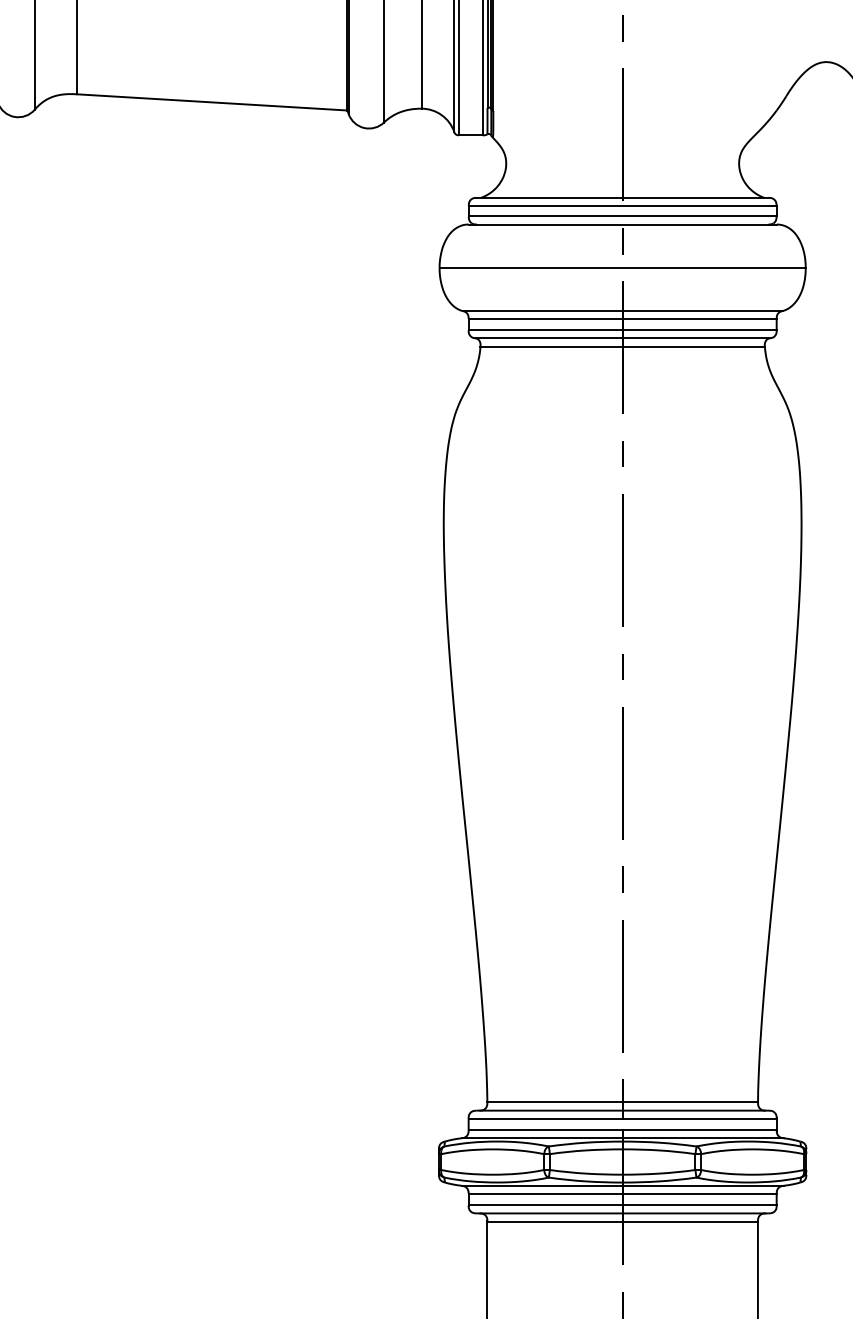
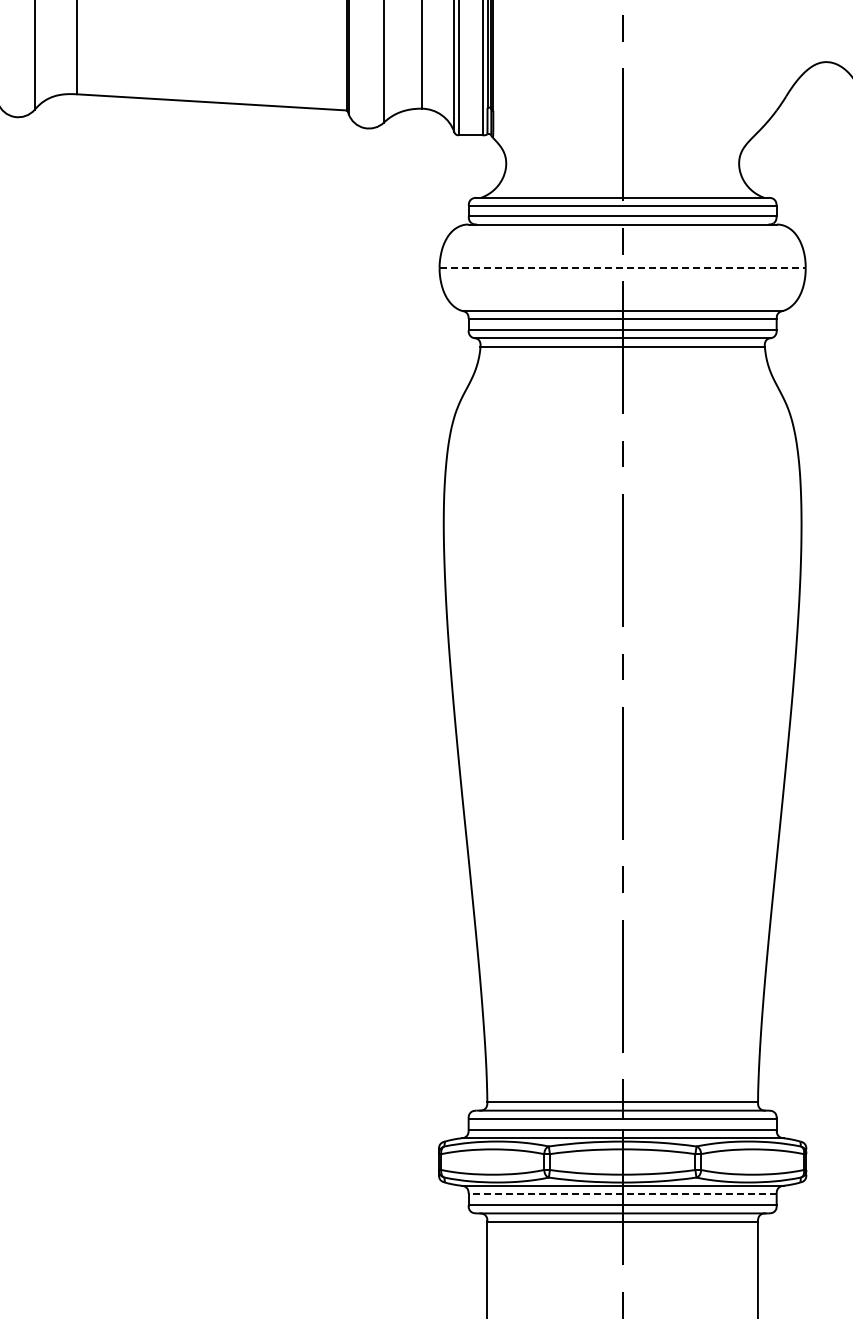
line: solid -> dashed (623, 268)
line: solid -> dashed (622, 1193)
